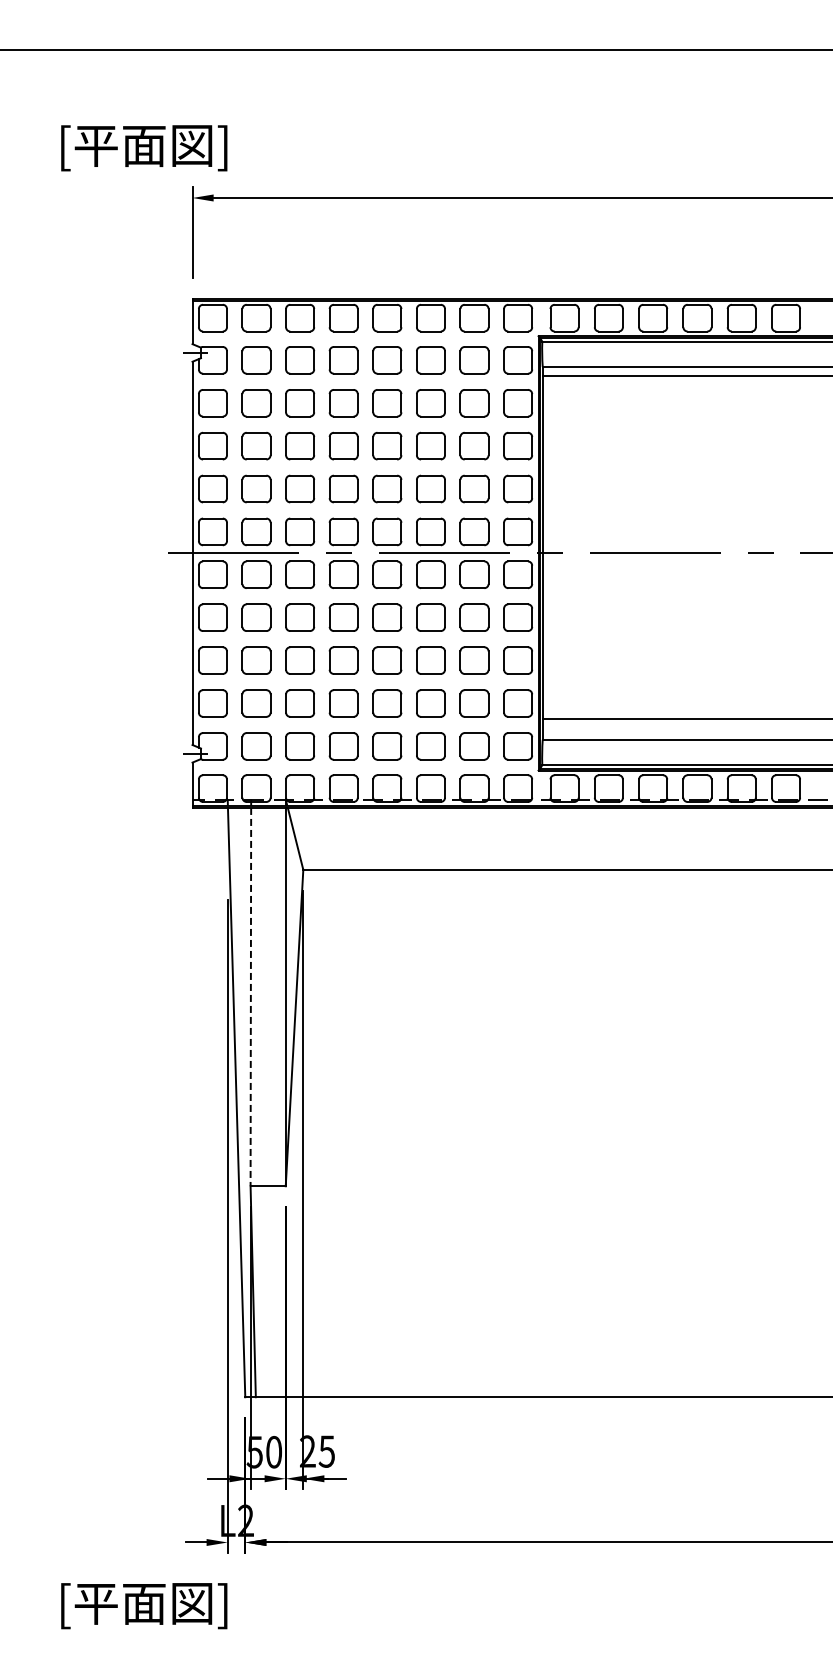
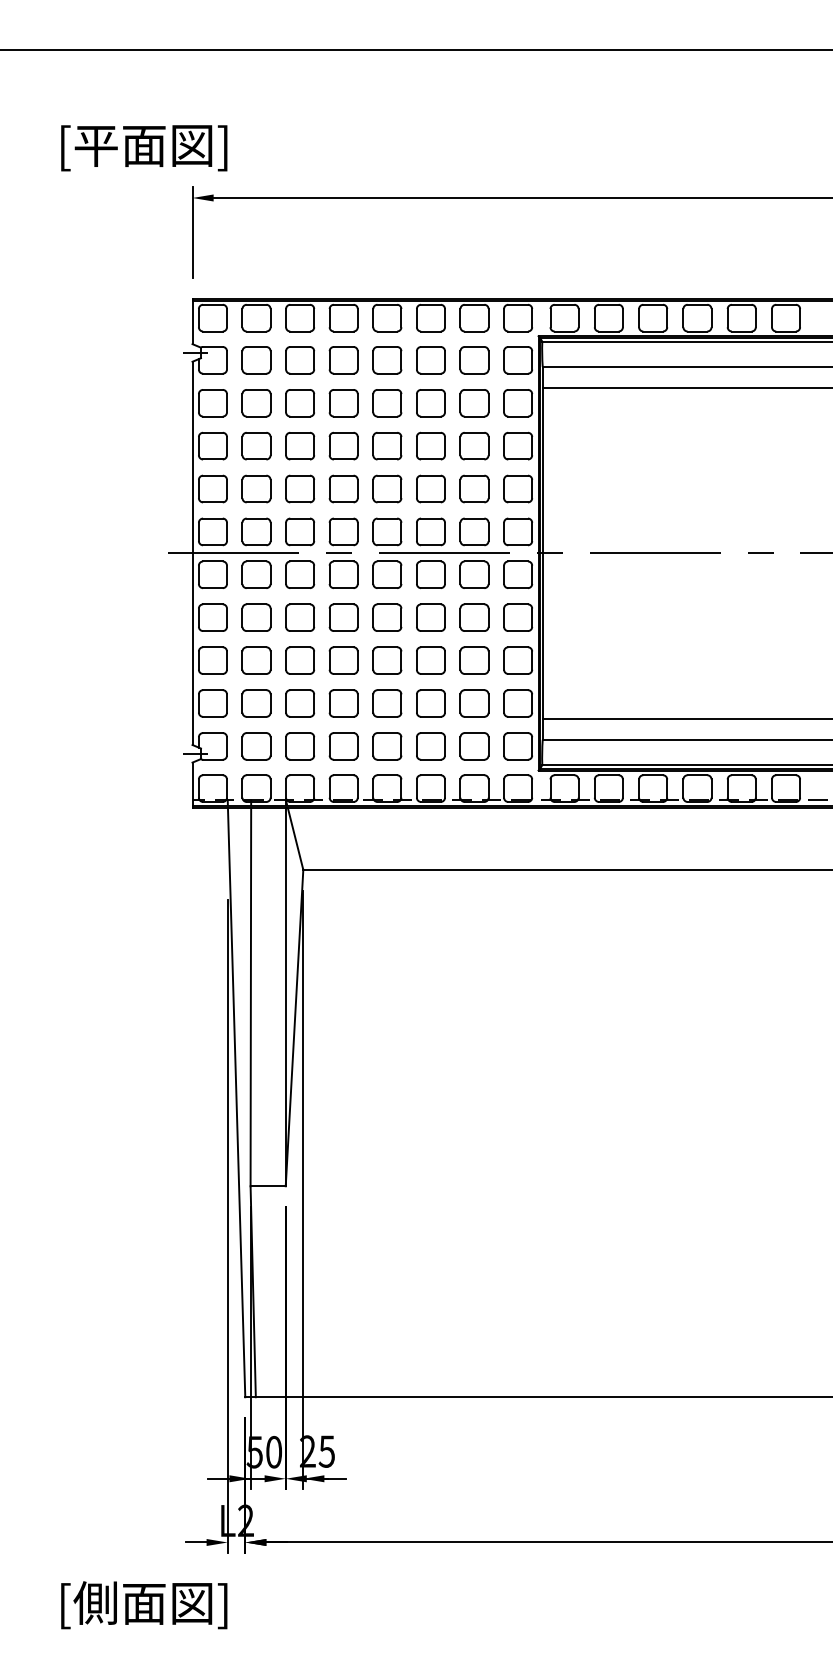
line position: (685, 376) -> (685, 388) (685, 388)
line: dashed -> solid (250, 997)
text: [平面図] -> [側面図] (95, 1602)
